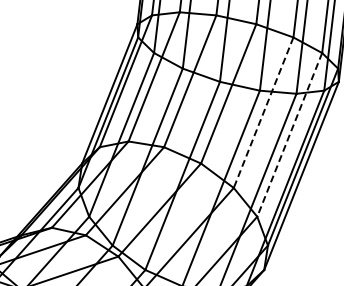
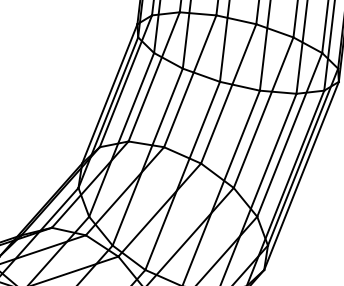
line: dashed -> solid (263, 112)
line: dashed -> solid (289, 135)
